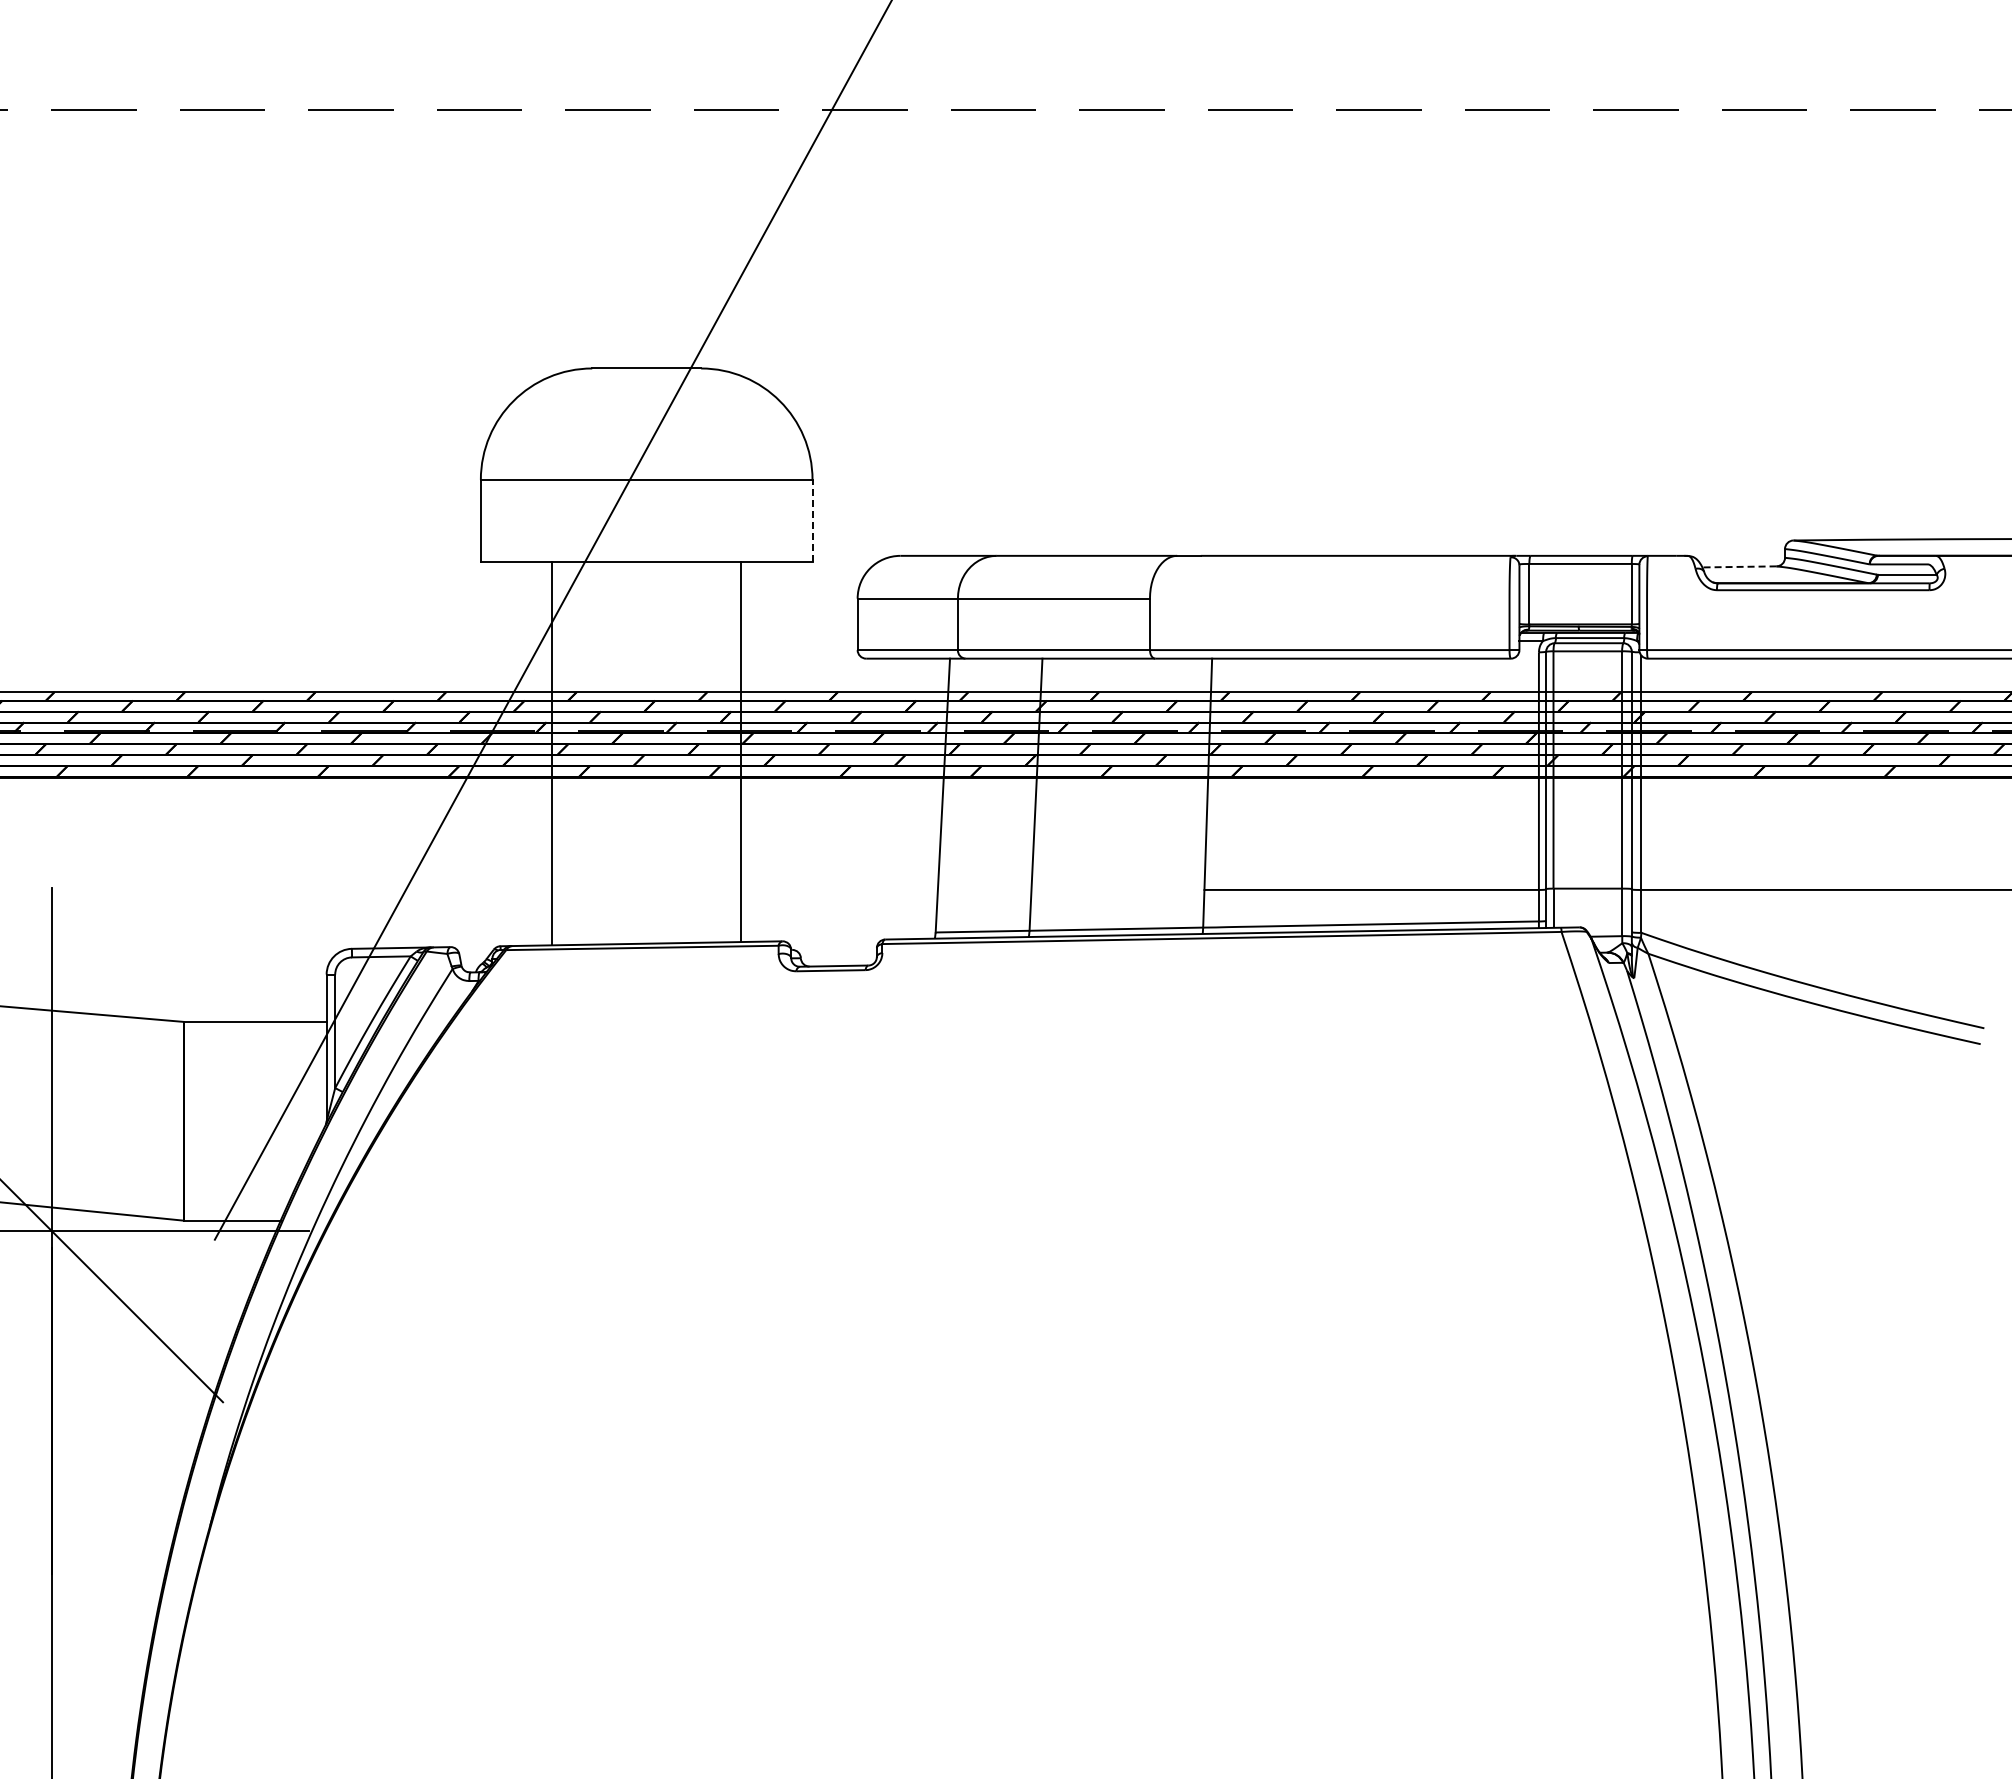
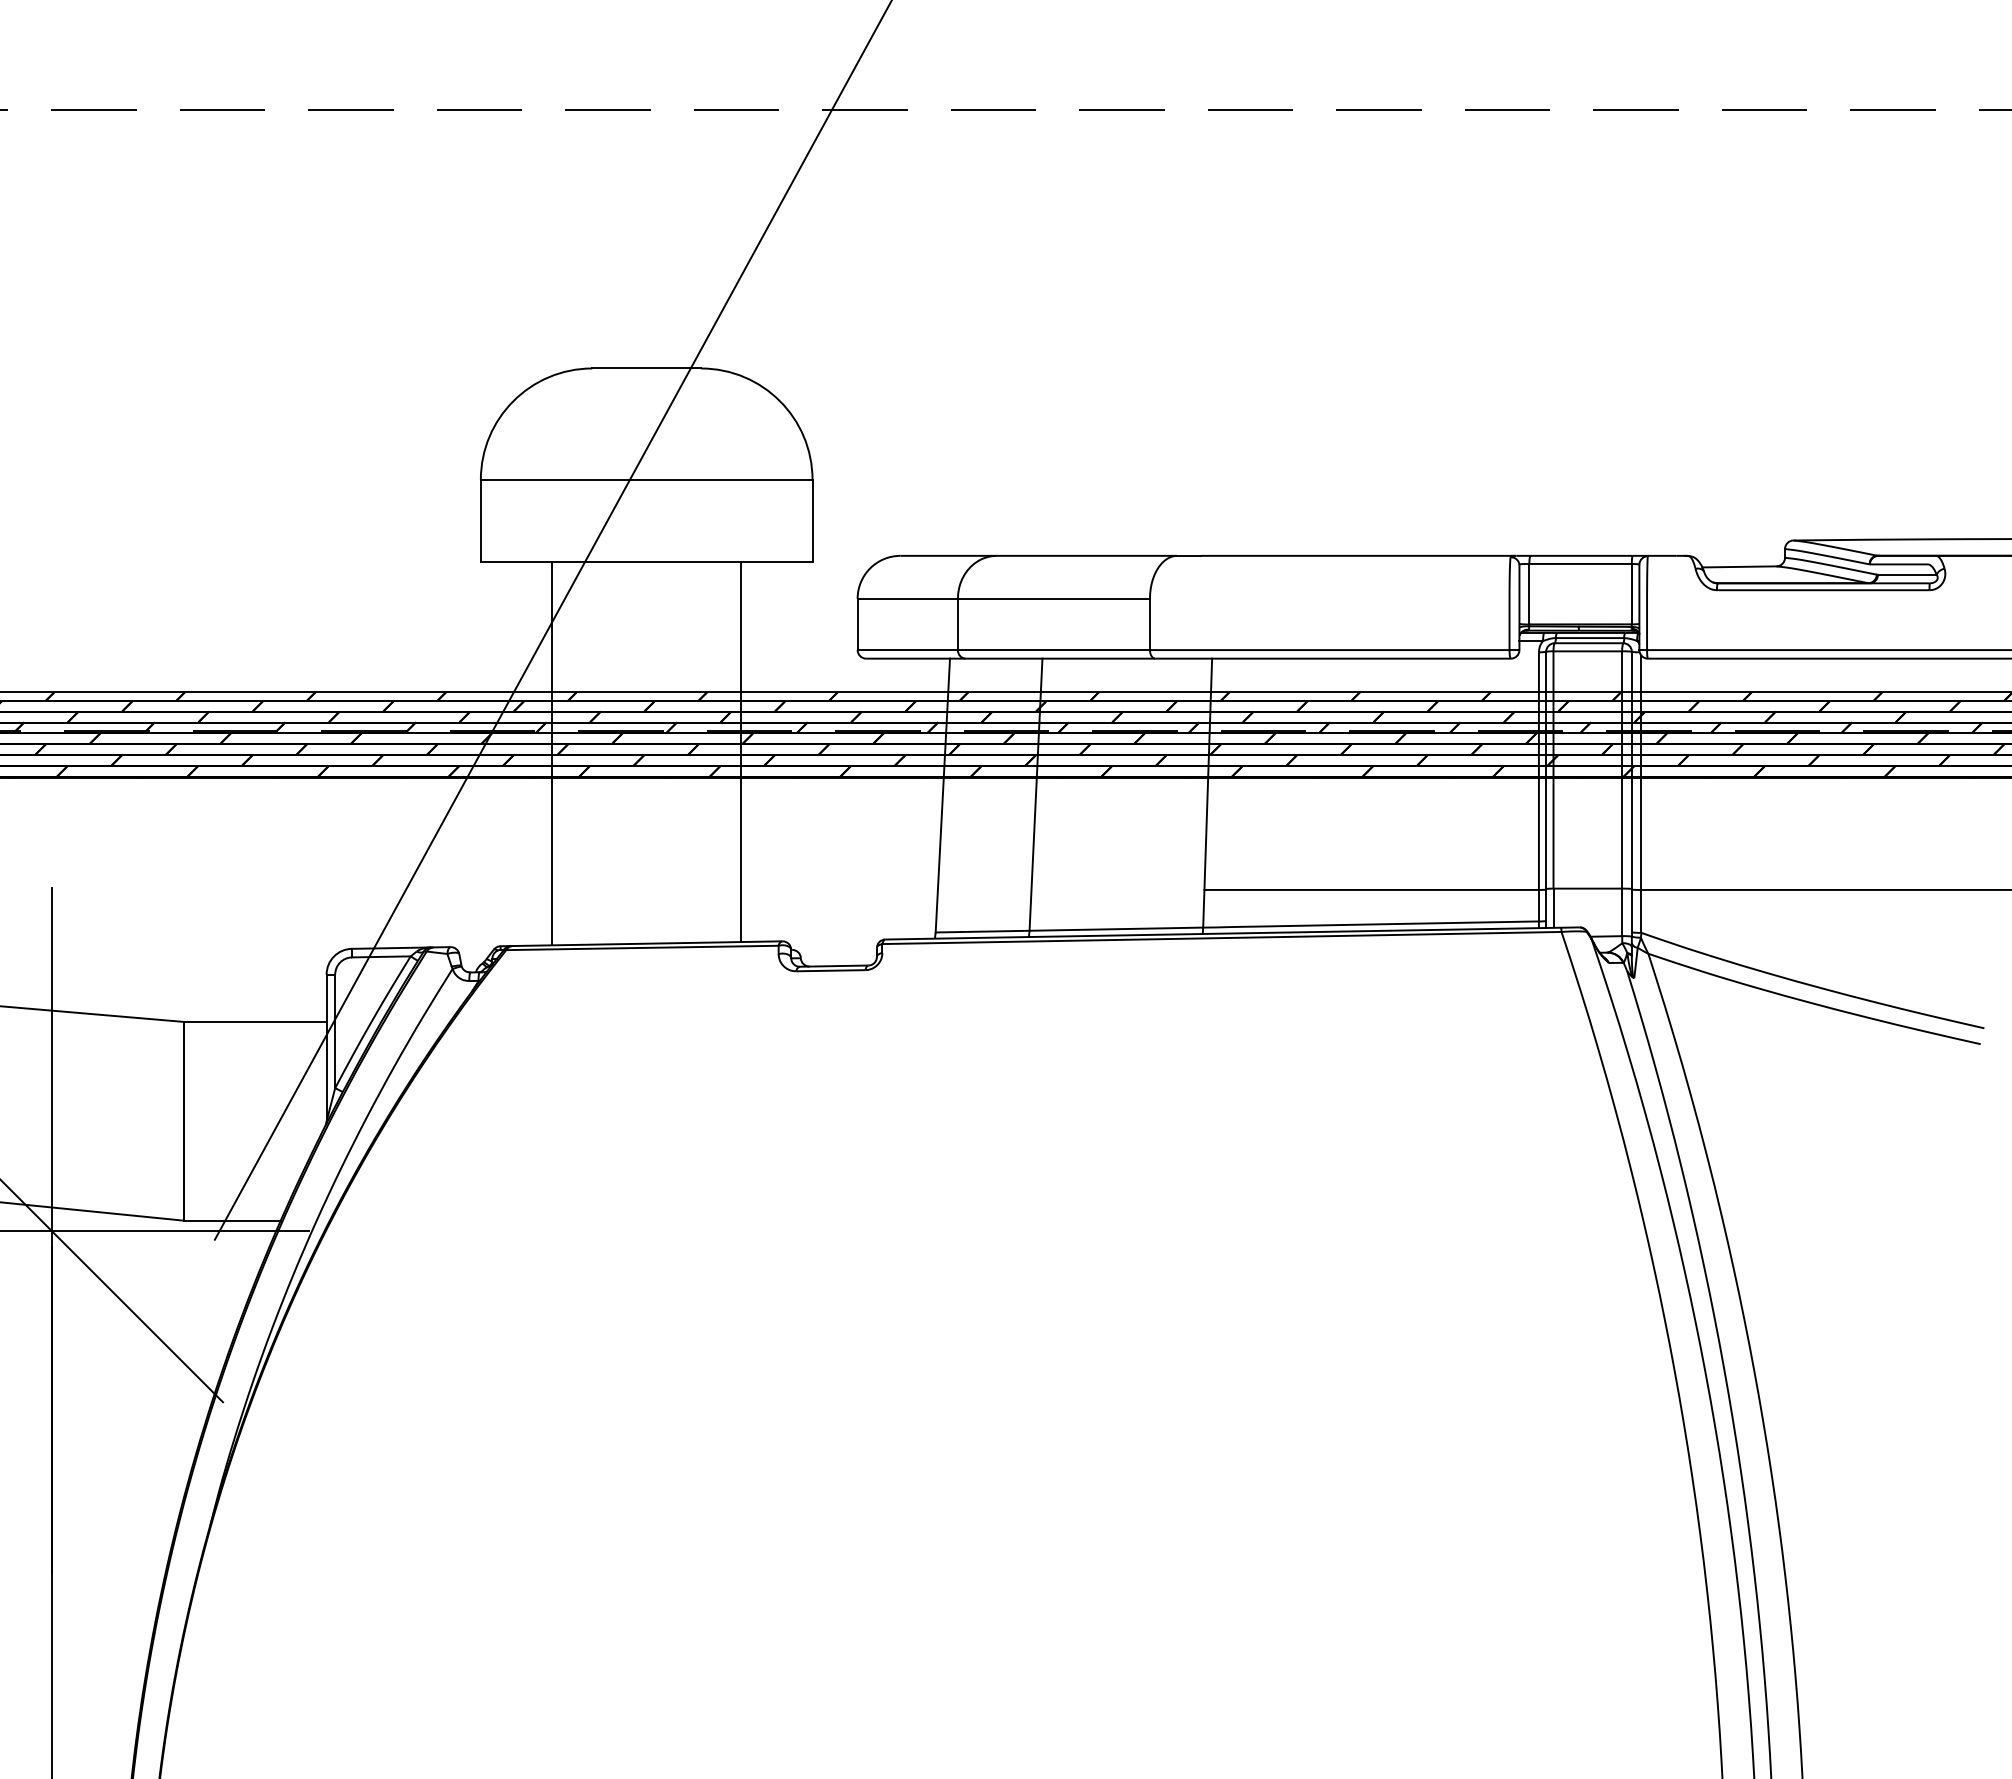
line: dashed -> solid (812, 520)
line: dashed -> solid (1738, 566)
